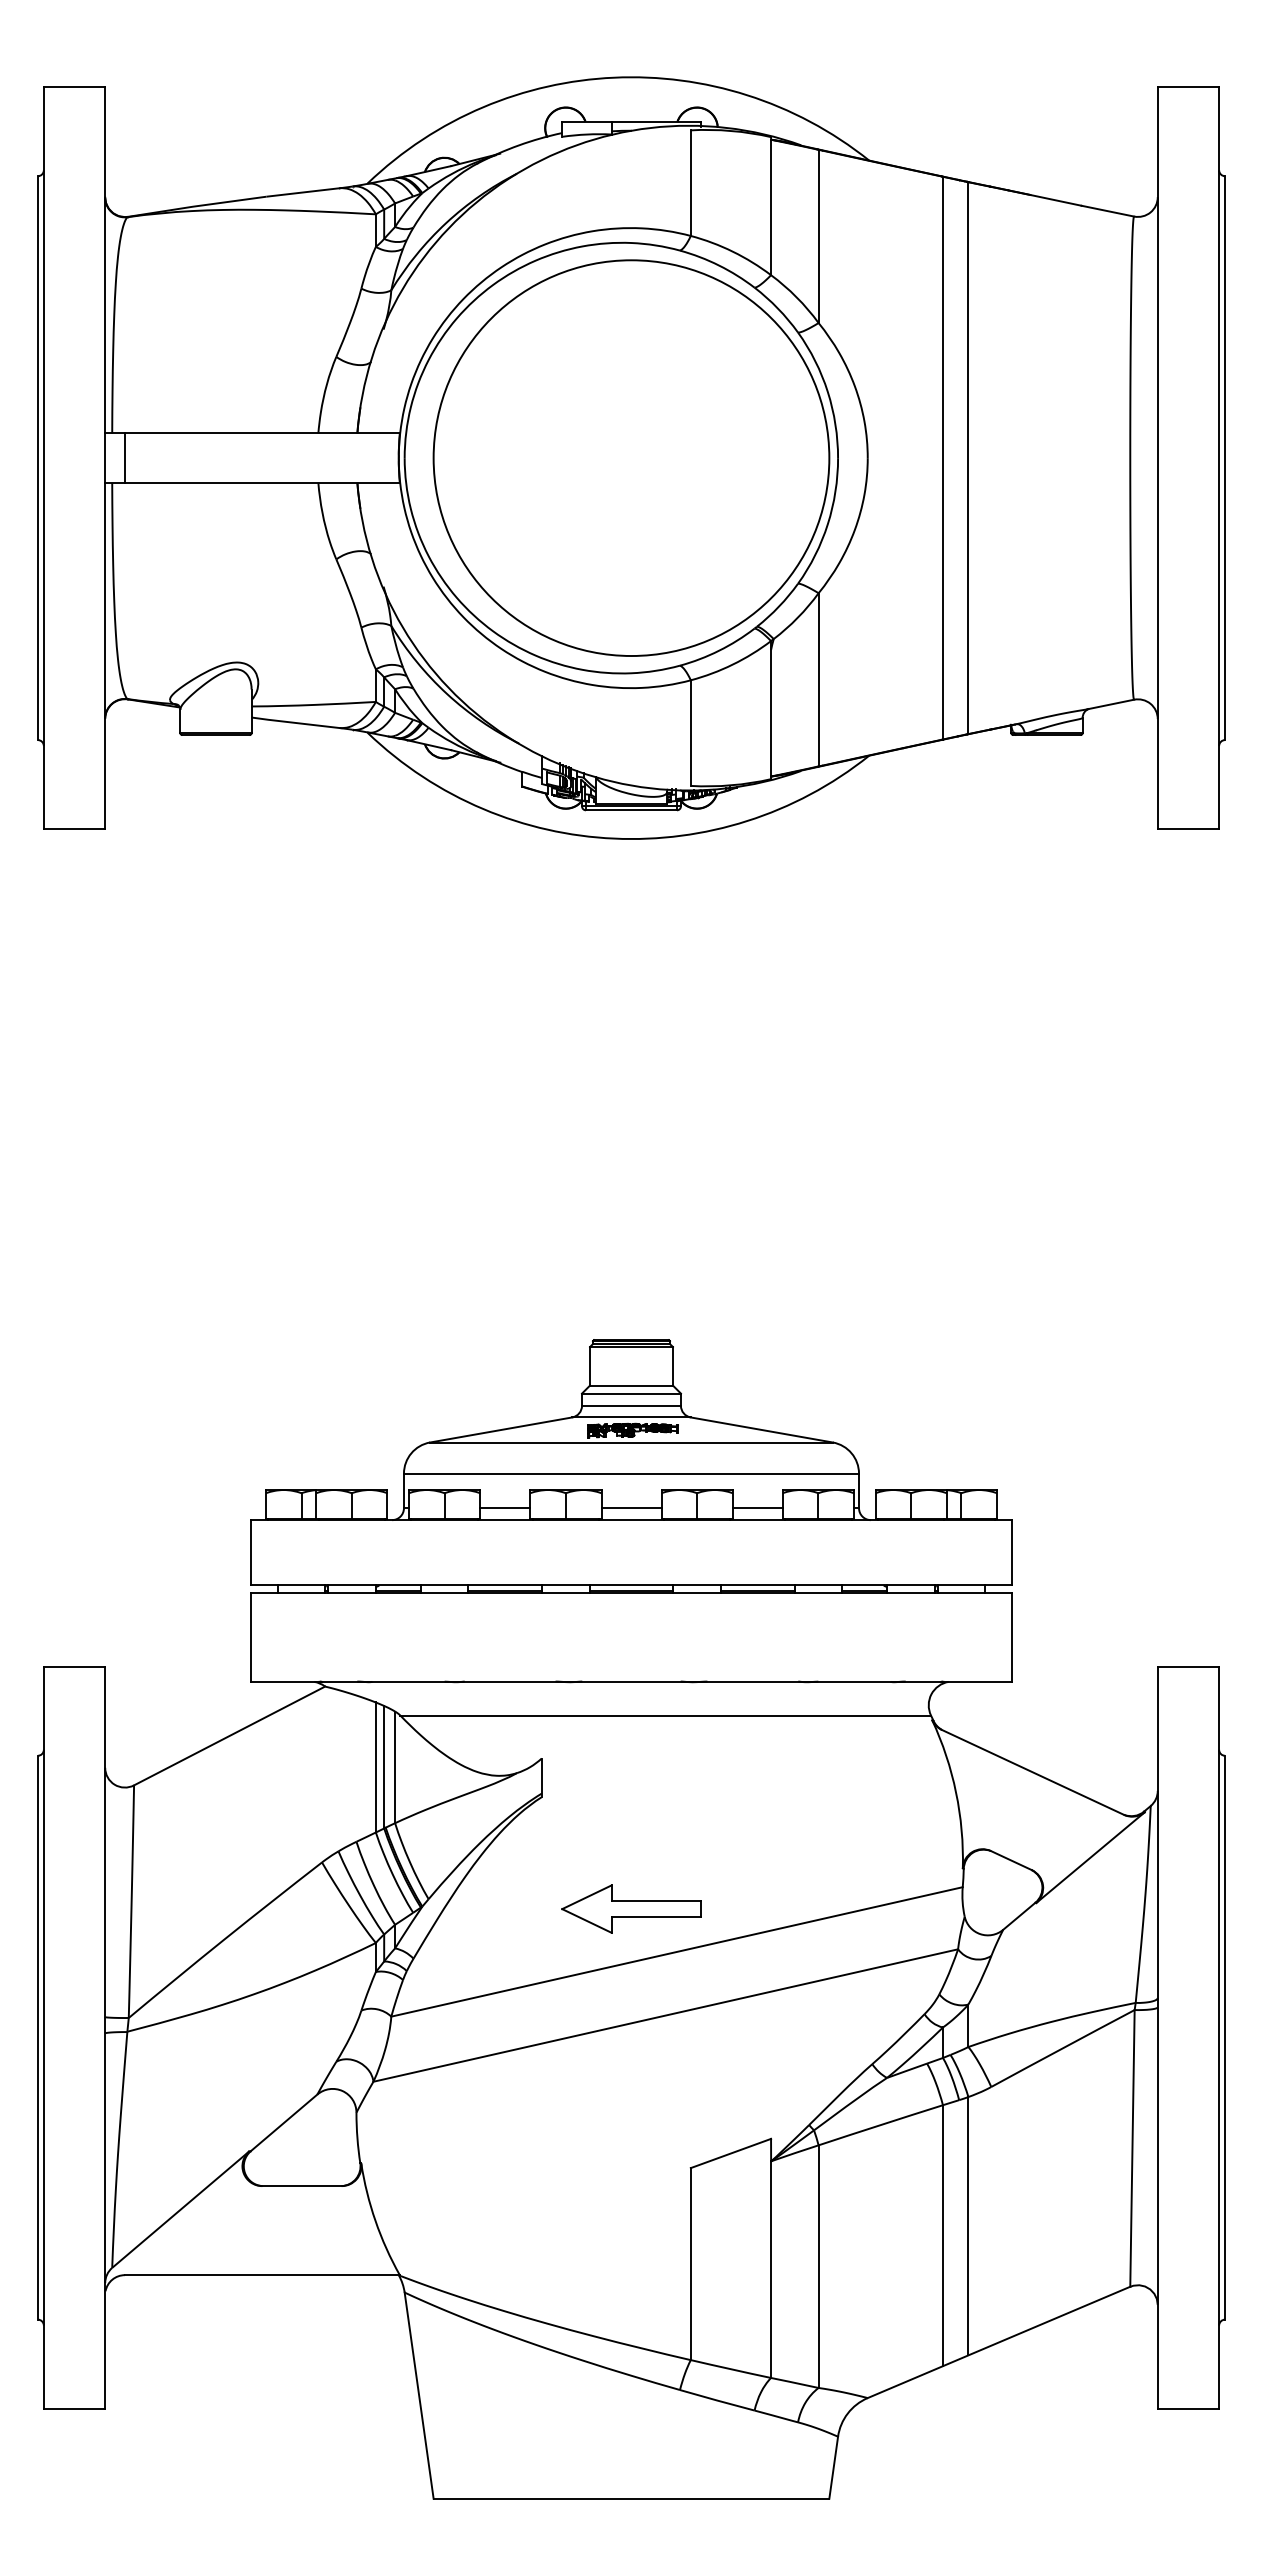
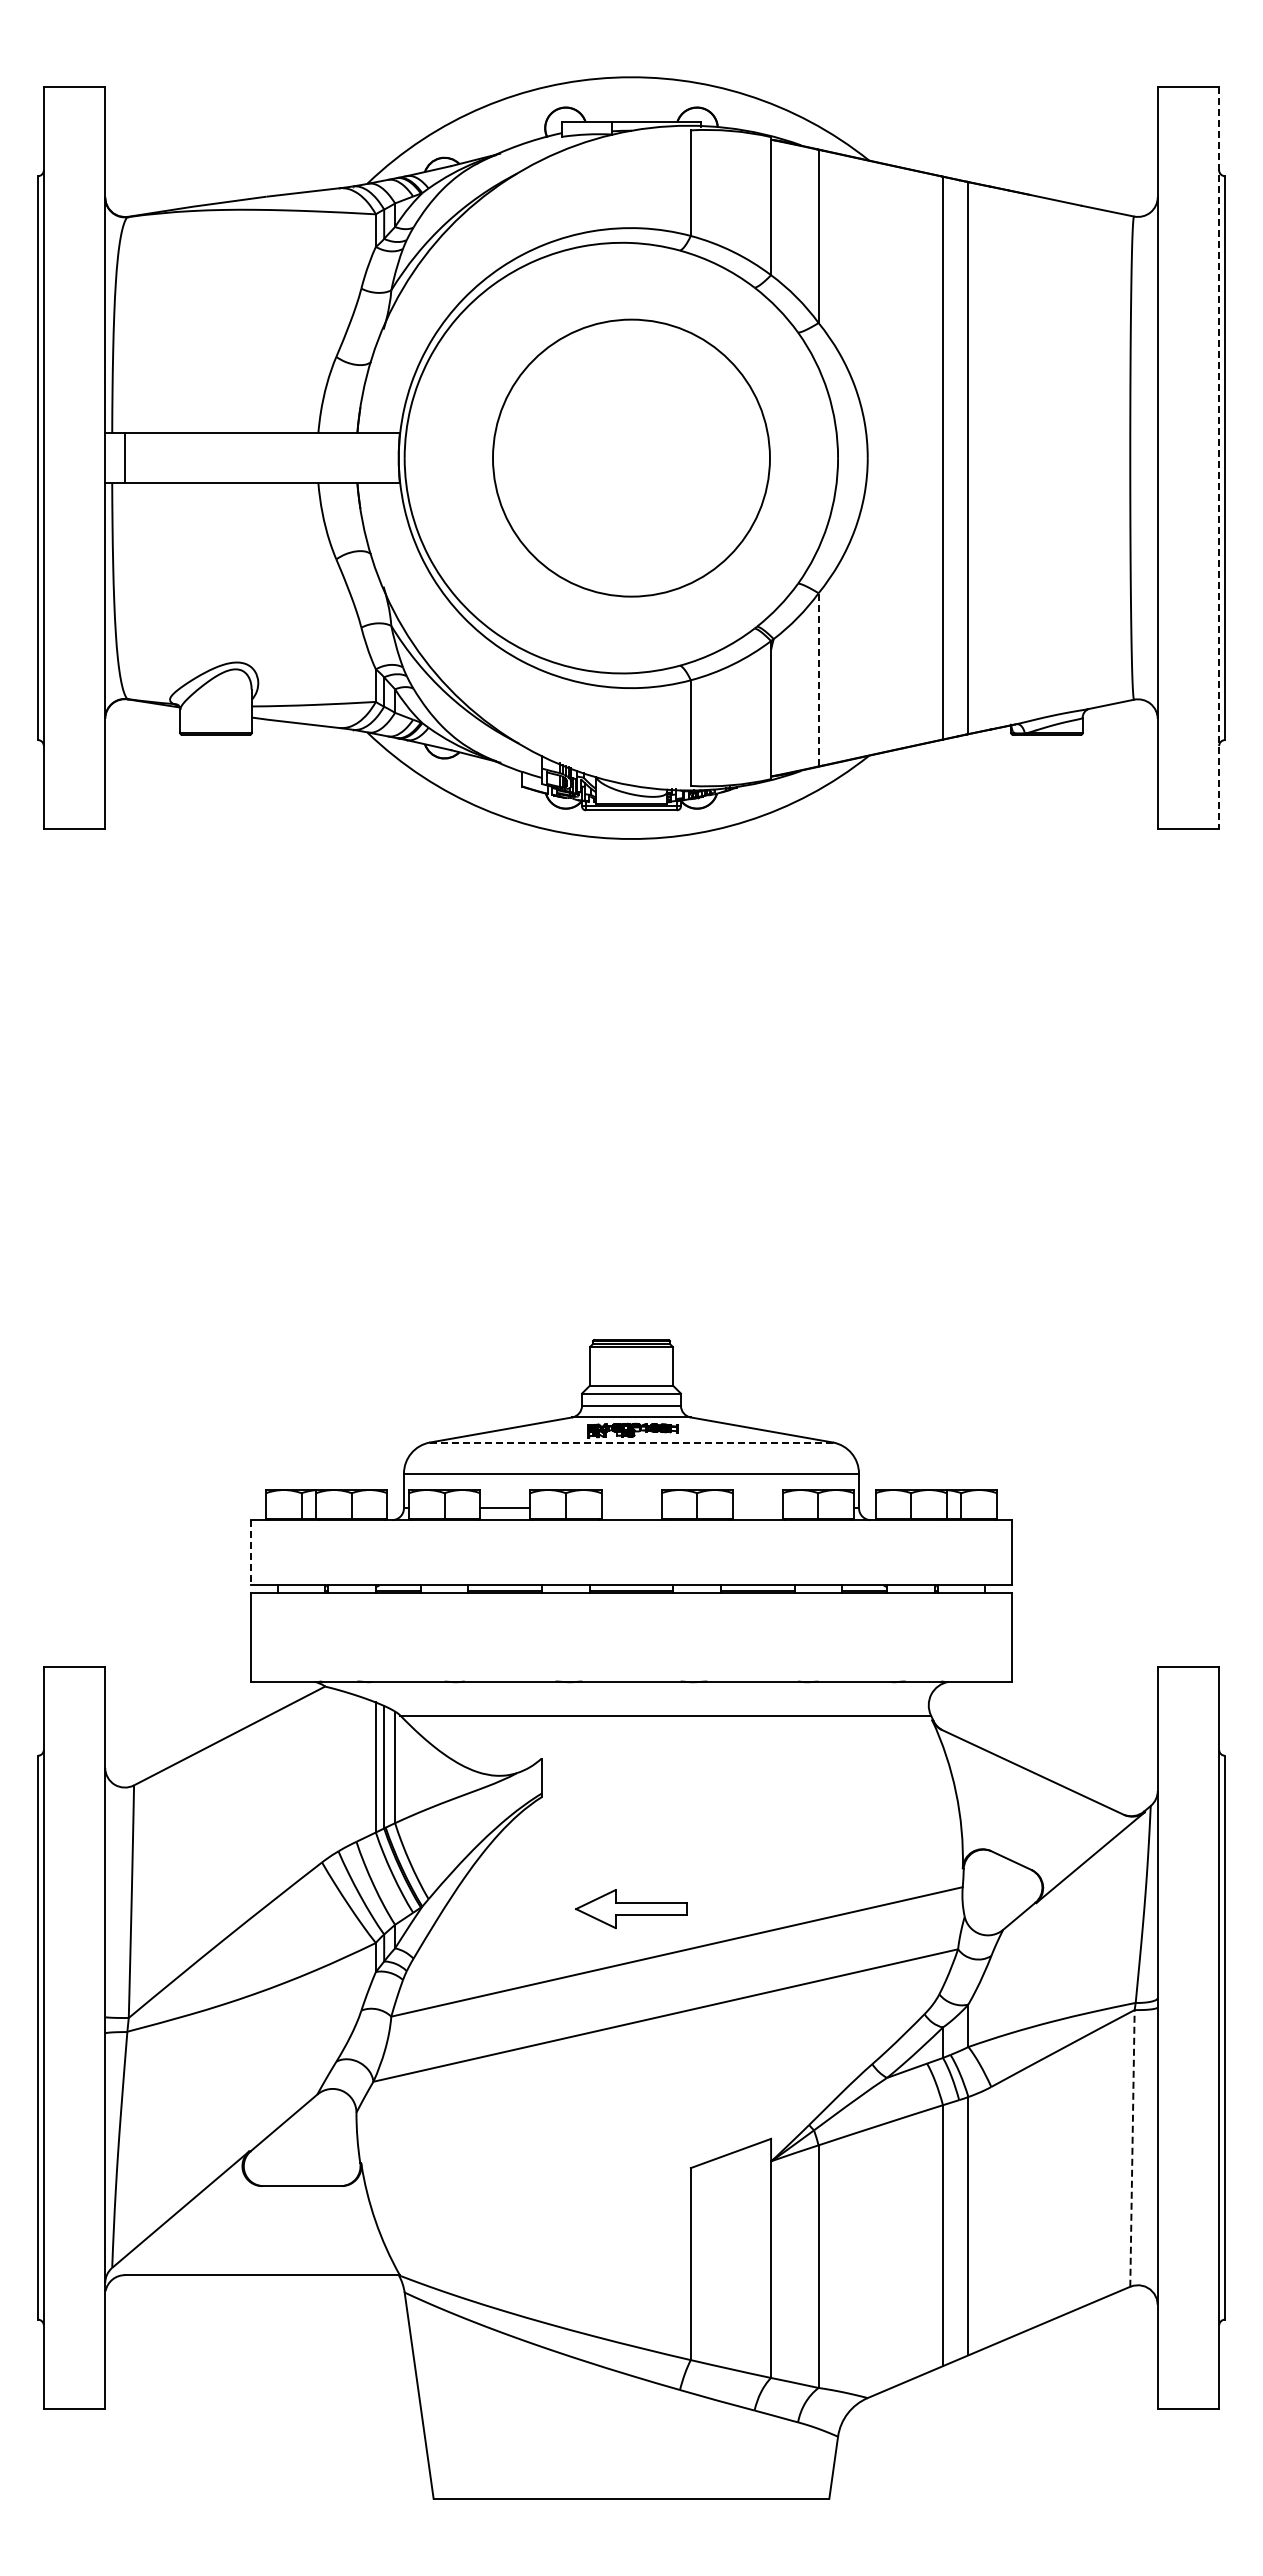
circle diameter: 396 px -> 277 px (630, 457)
line: solid -> dashed (1219, 458)
line: solid -> dashed (818, 679)
line: solid -> dashed (631, 1442)
line: present -> none (631, 1508)
line: present -> none (757, 1508)
line: solid -> dashed (250, 1552)
part size: 141x50 px -> 113x40 px (631, 1908)
line: solid -> dashed (1132, 2147)
